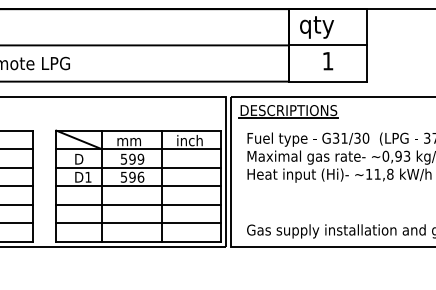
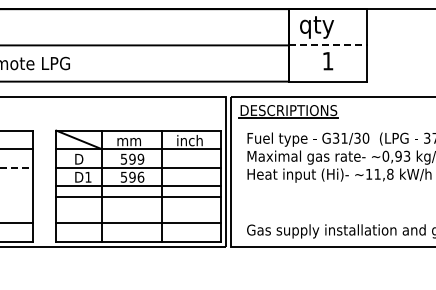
line: solid -> dashed (328, 45)
line: solid -> dashed (17, 167)
line: present -> none (17, 186)
line: present -> none (17, 204)
line position: (138, 204) -> (138, 196) (138, 196)
